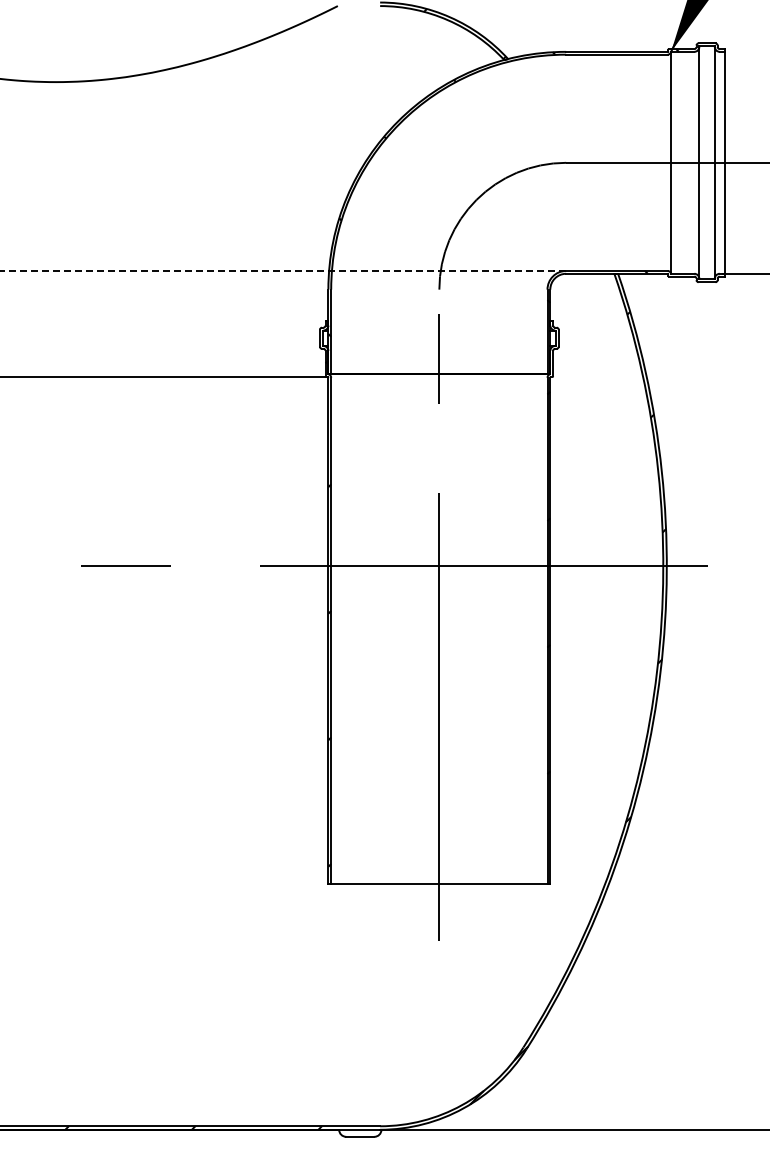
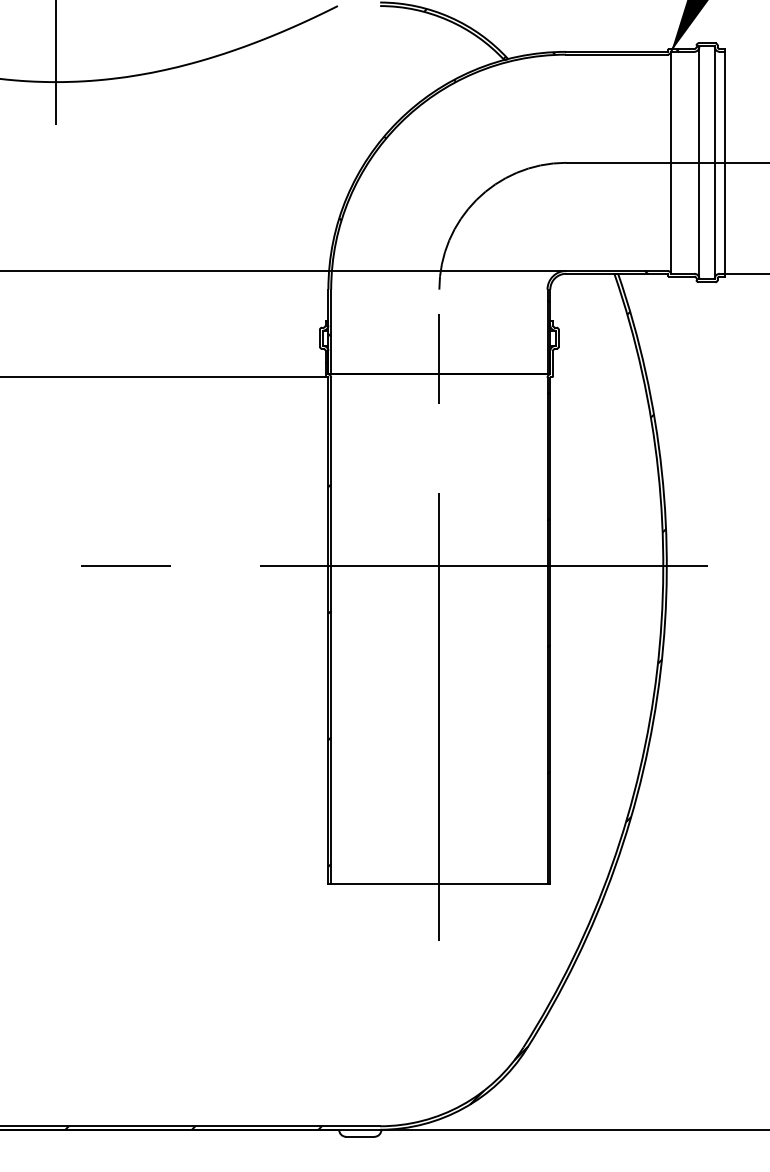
line: none -> present (56, 63)
line: dashed -> solid (283, 270)
